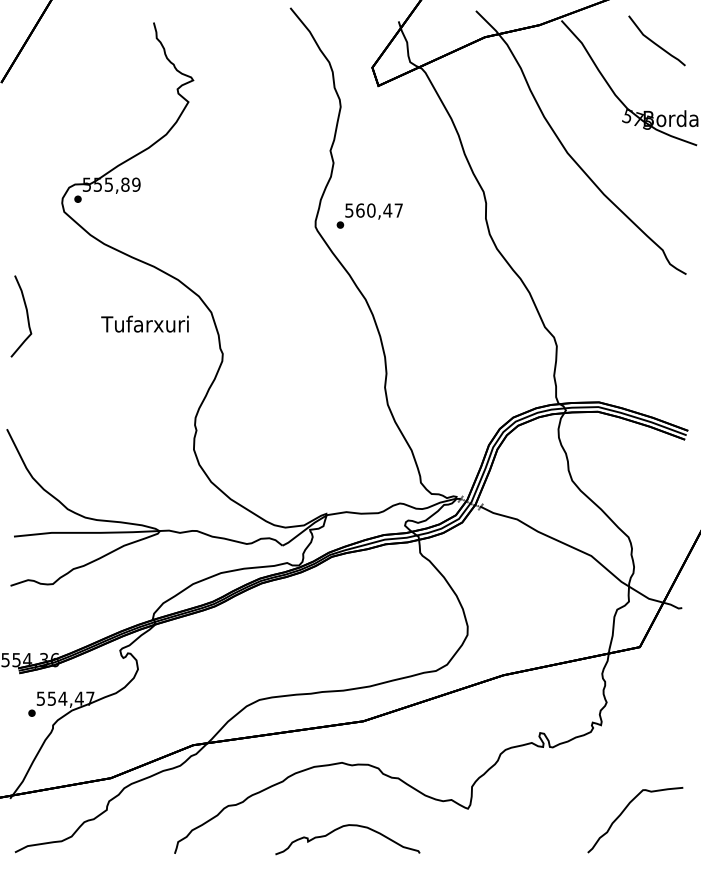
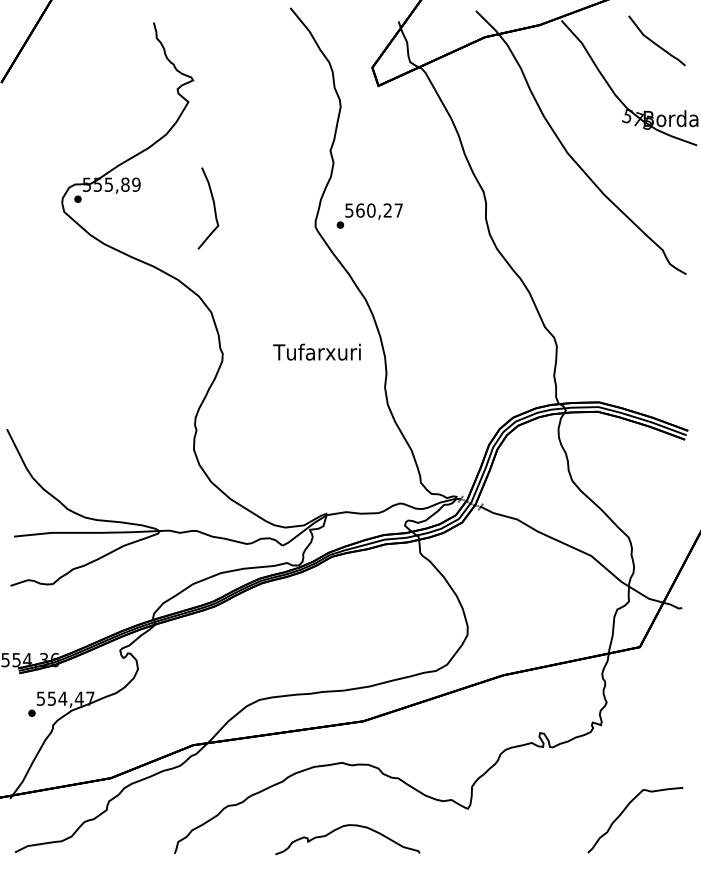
text: 560,47 -> 560,27 (387, 210)
curve position: (26, 315) -> (213, 207) (213, 207)
text position: (144, 323) -> (316, 351) (316, 351)
